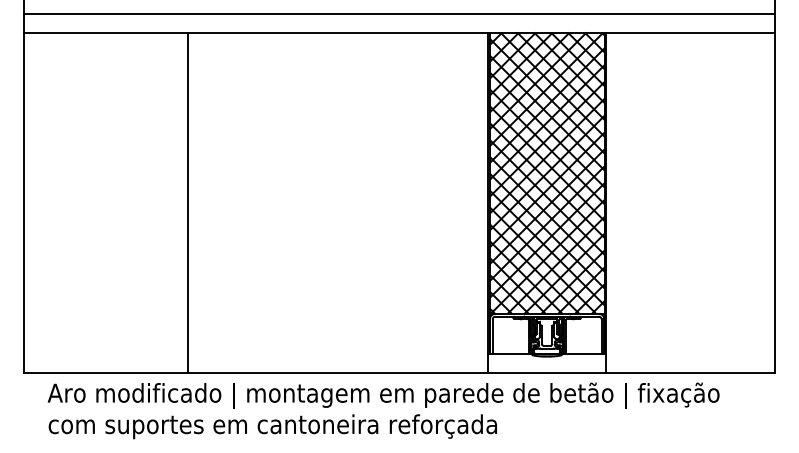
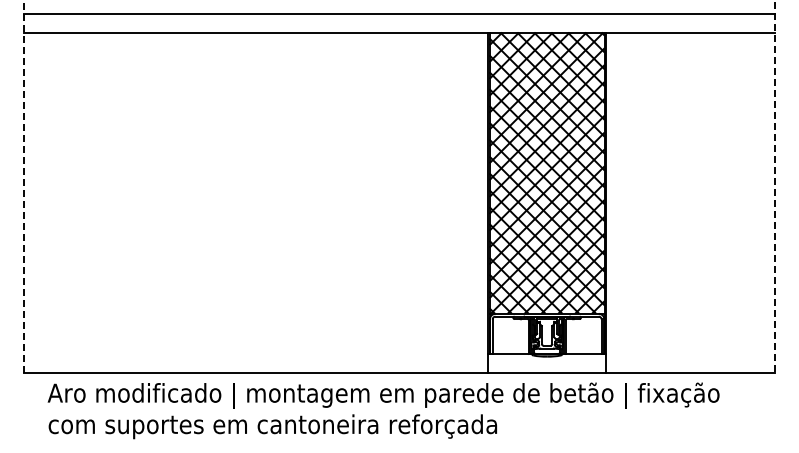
line: solid -> dashed (23, 186)
line: solid -> dashed (775, 187)
line: present -> none (187, 202)
